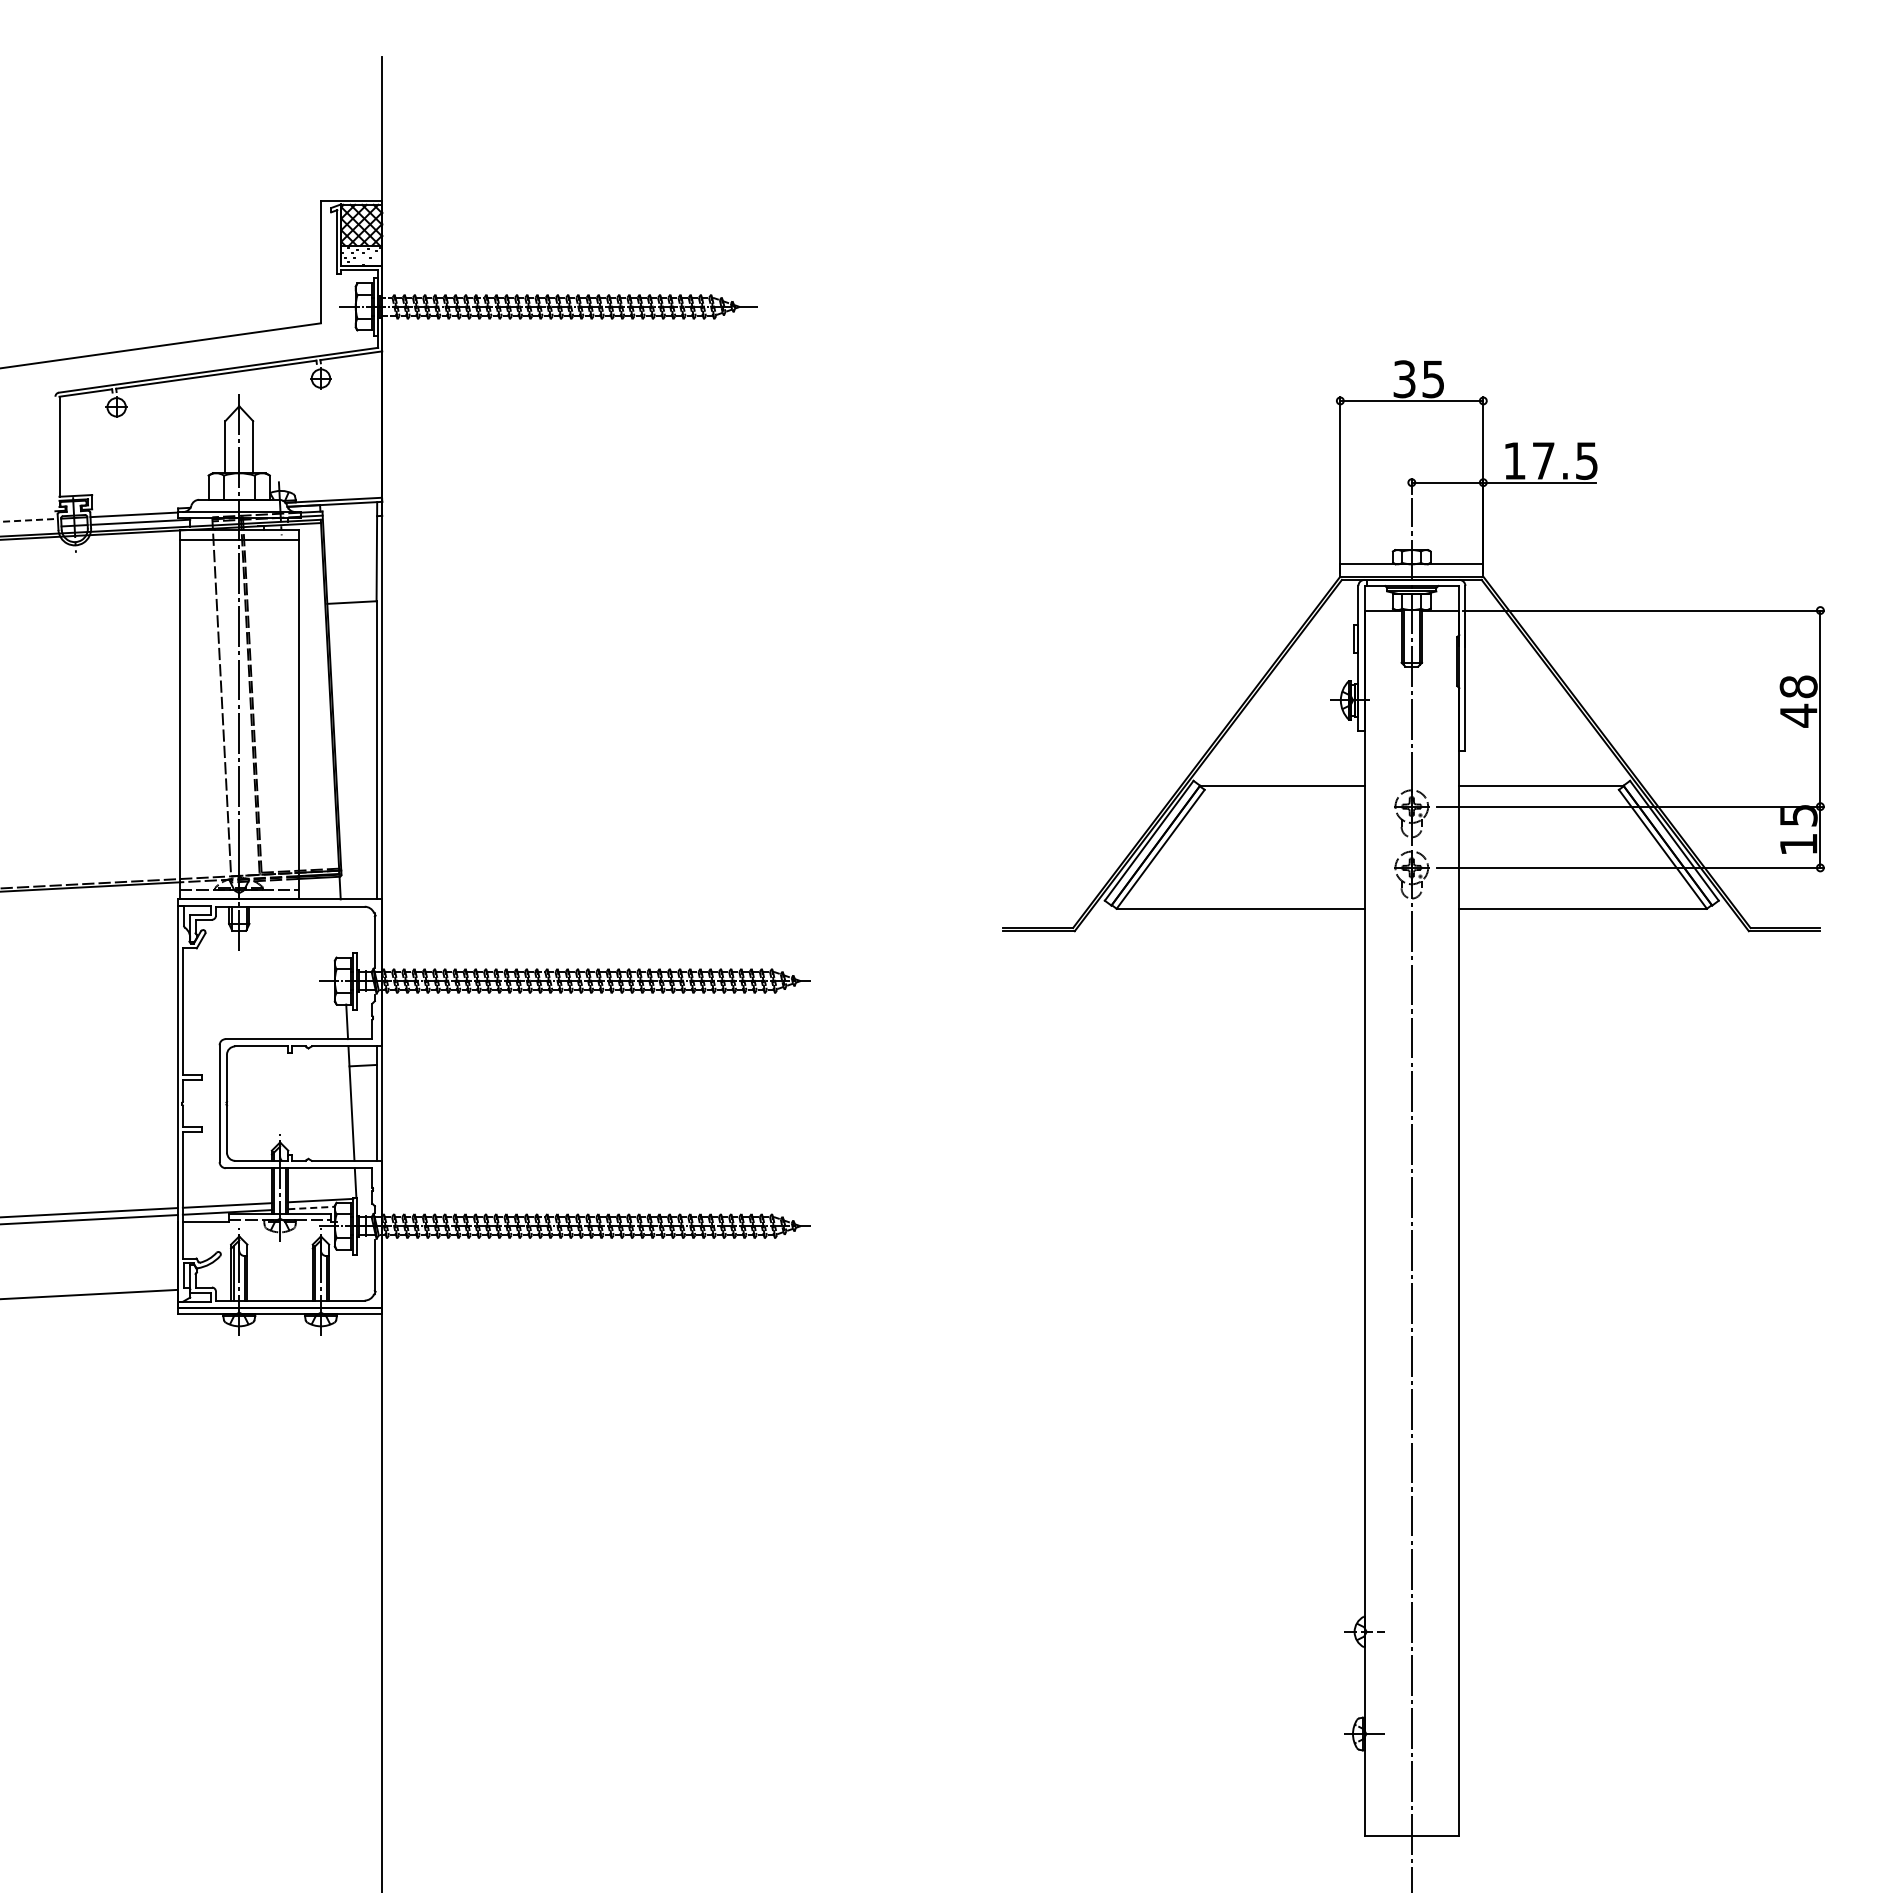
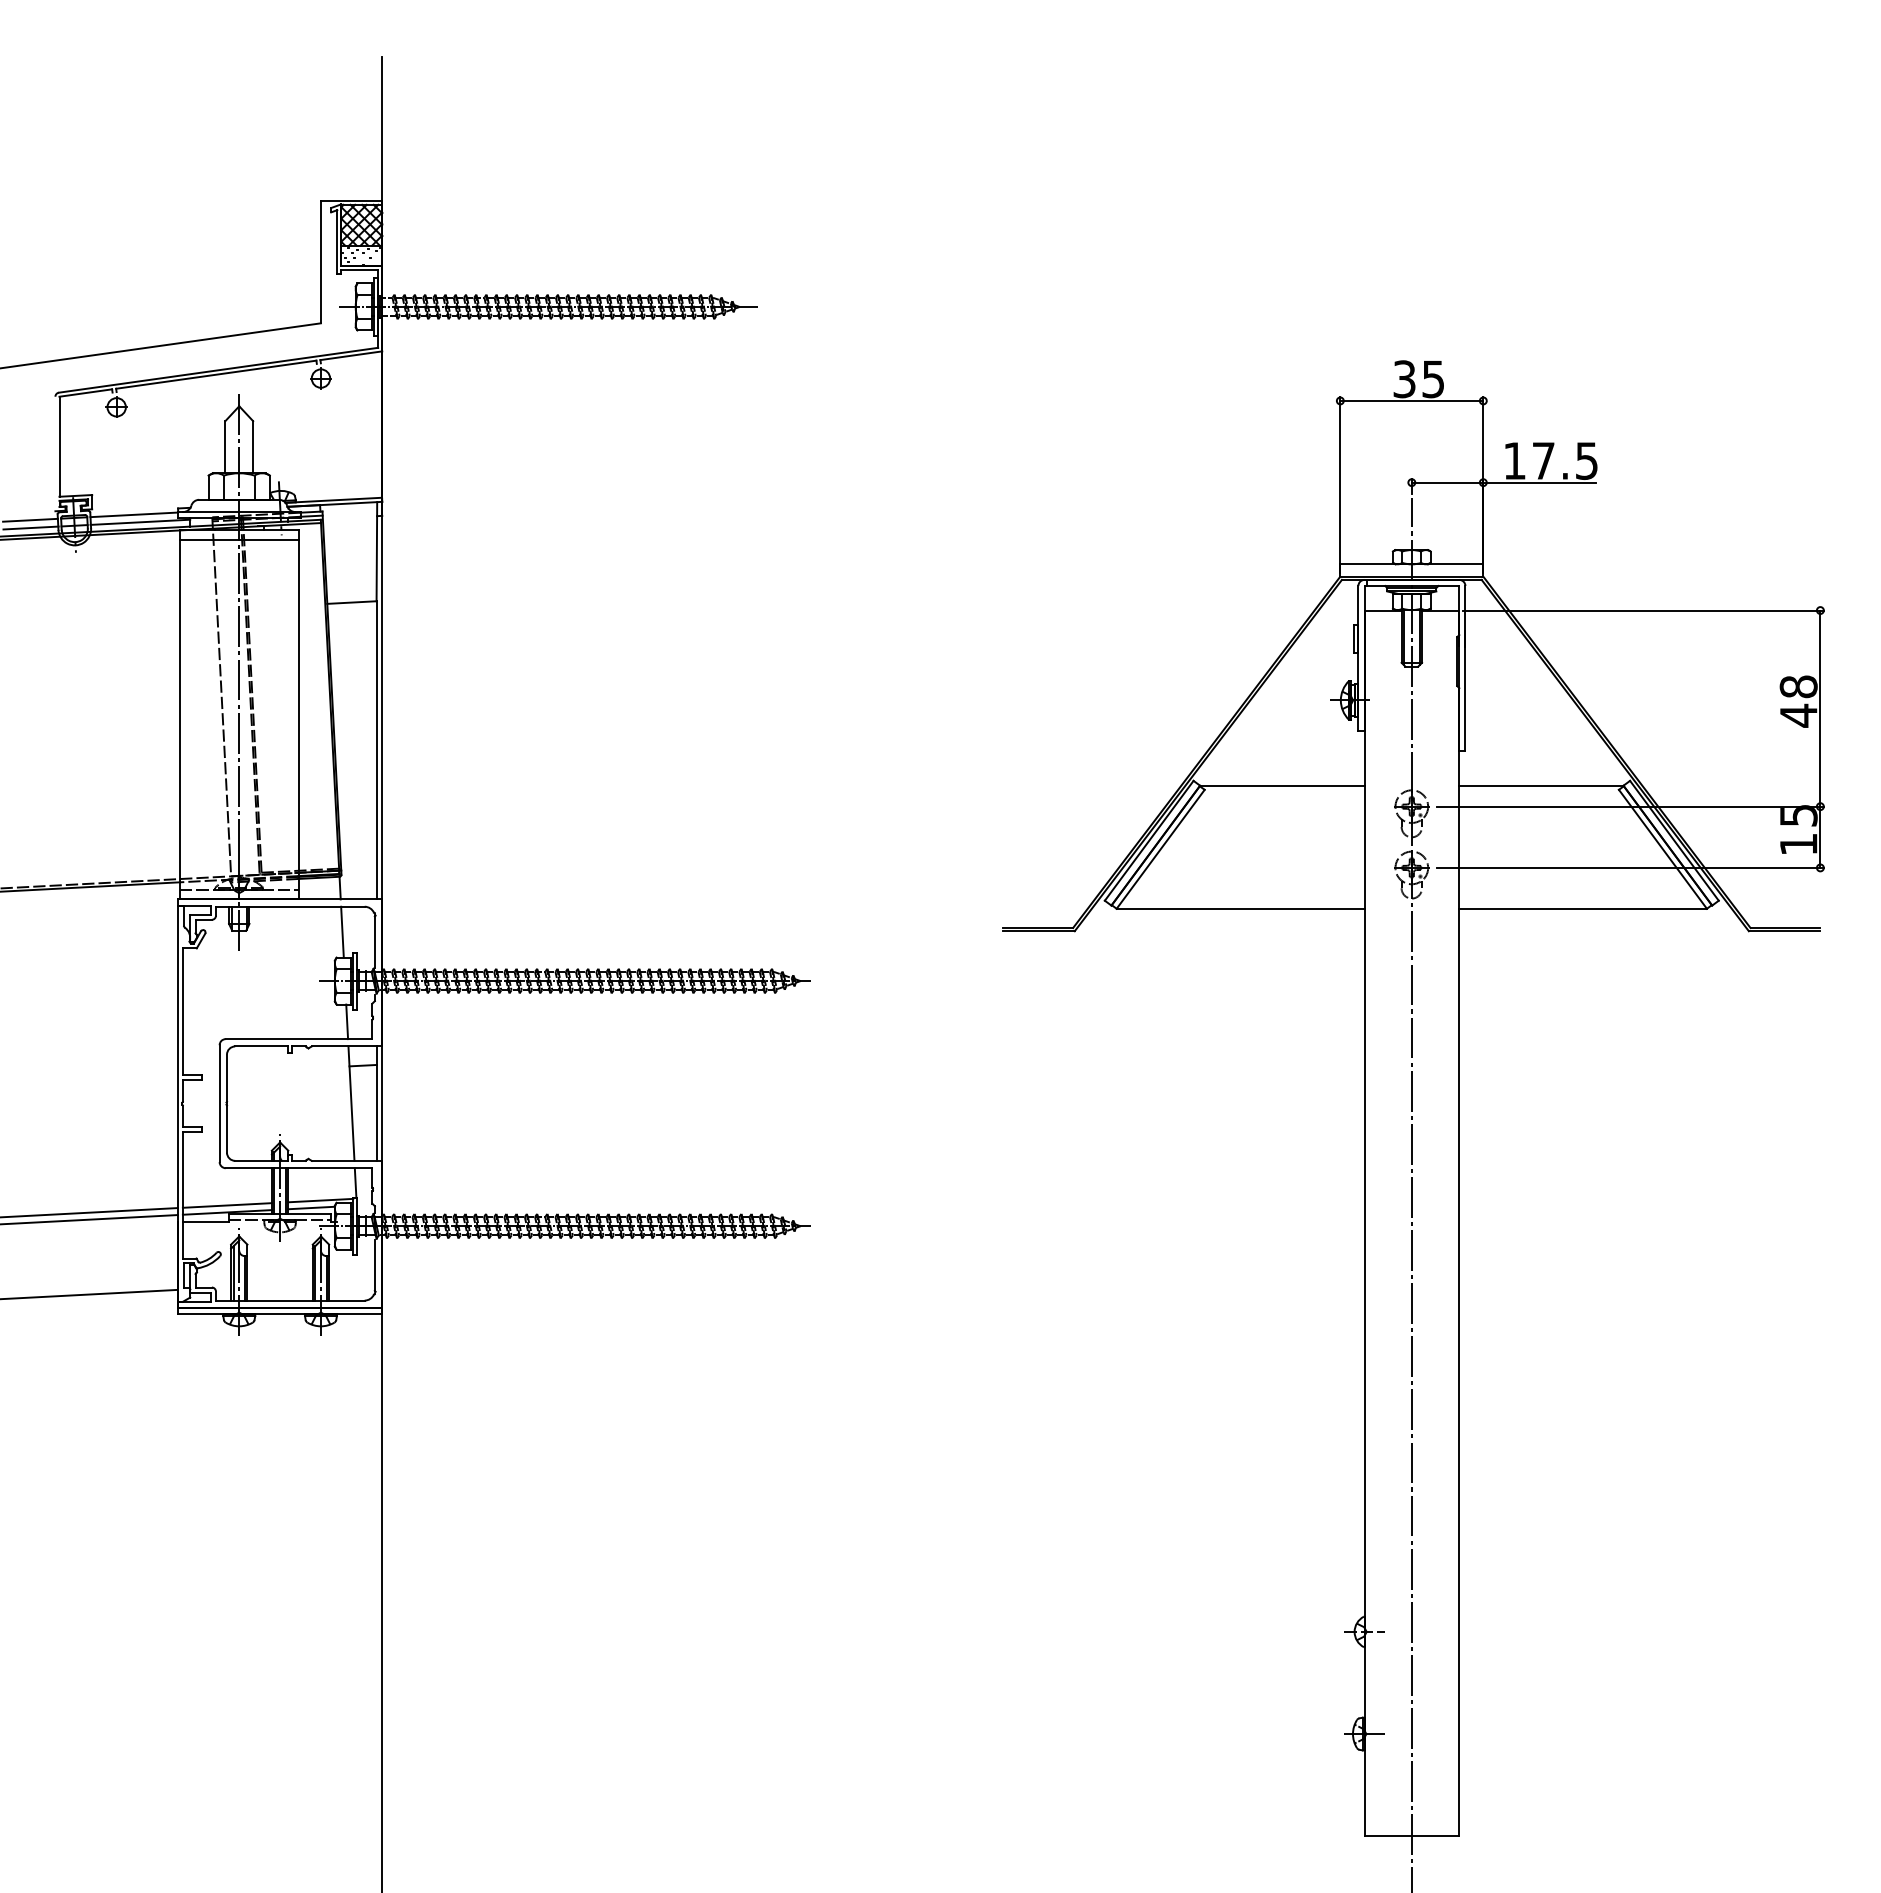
line: dashed -> solid (30, 520)
line: none -> present (30, 527)
line: none -> present (342, 931)
line: dashed -> solid (312, 1207)
